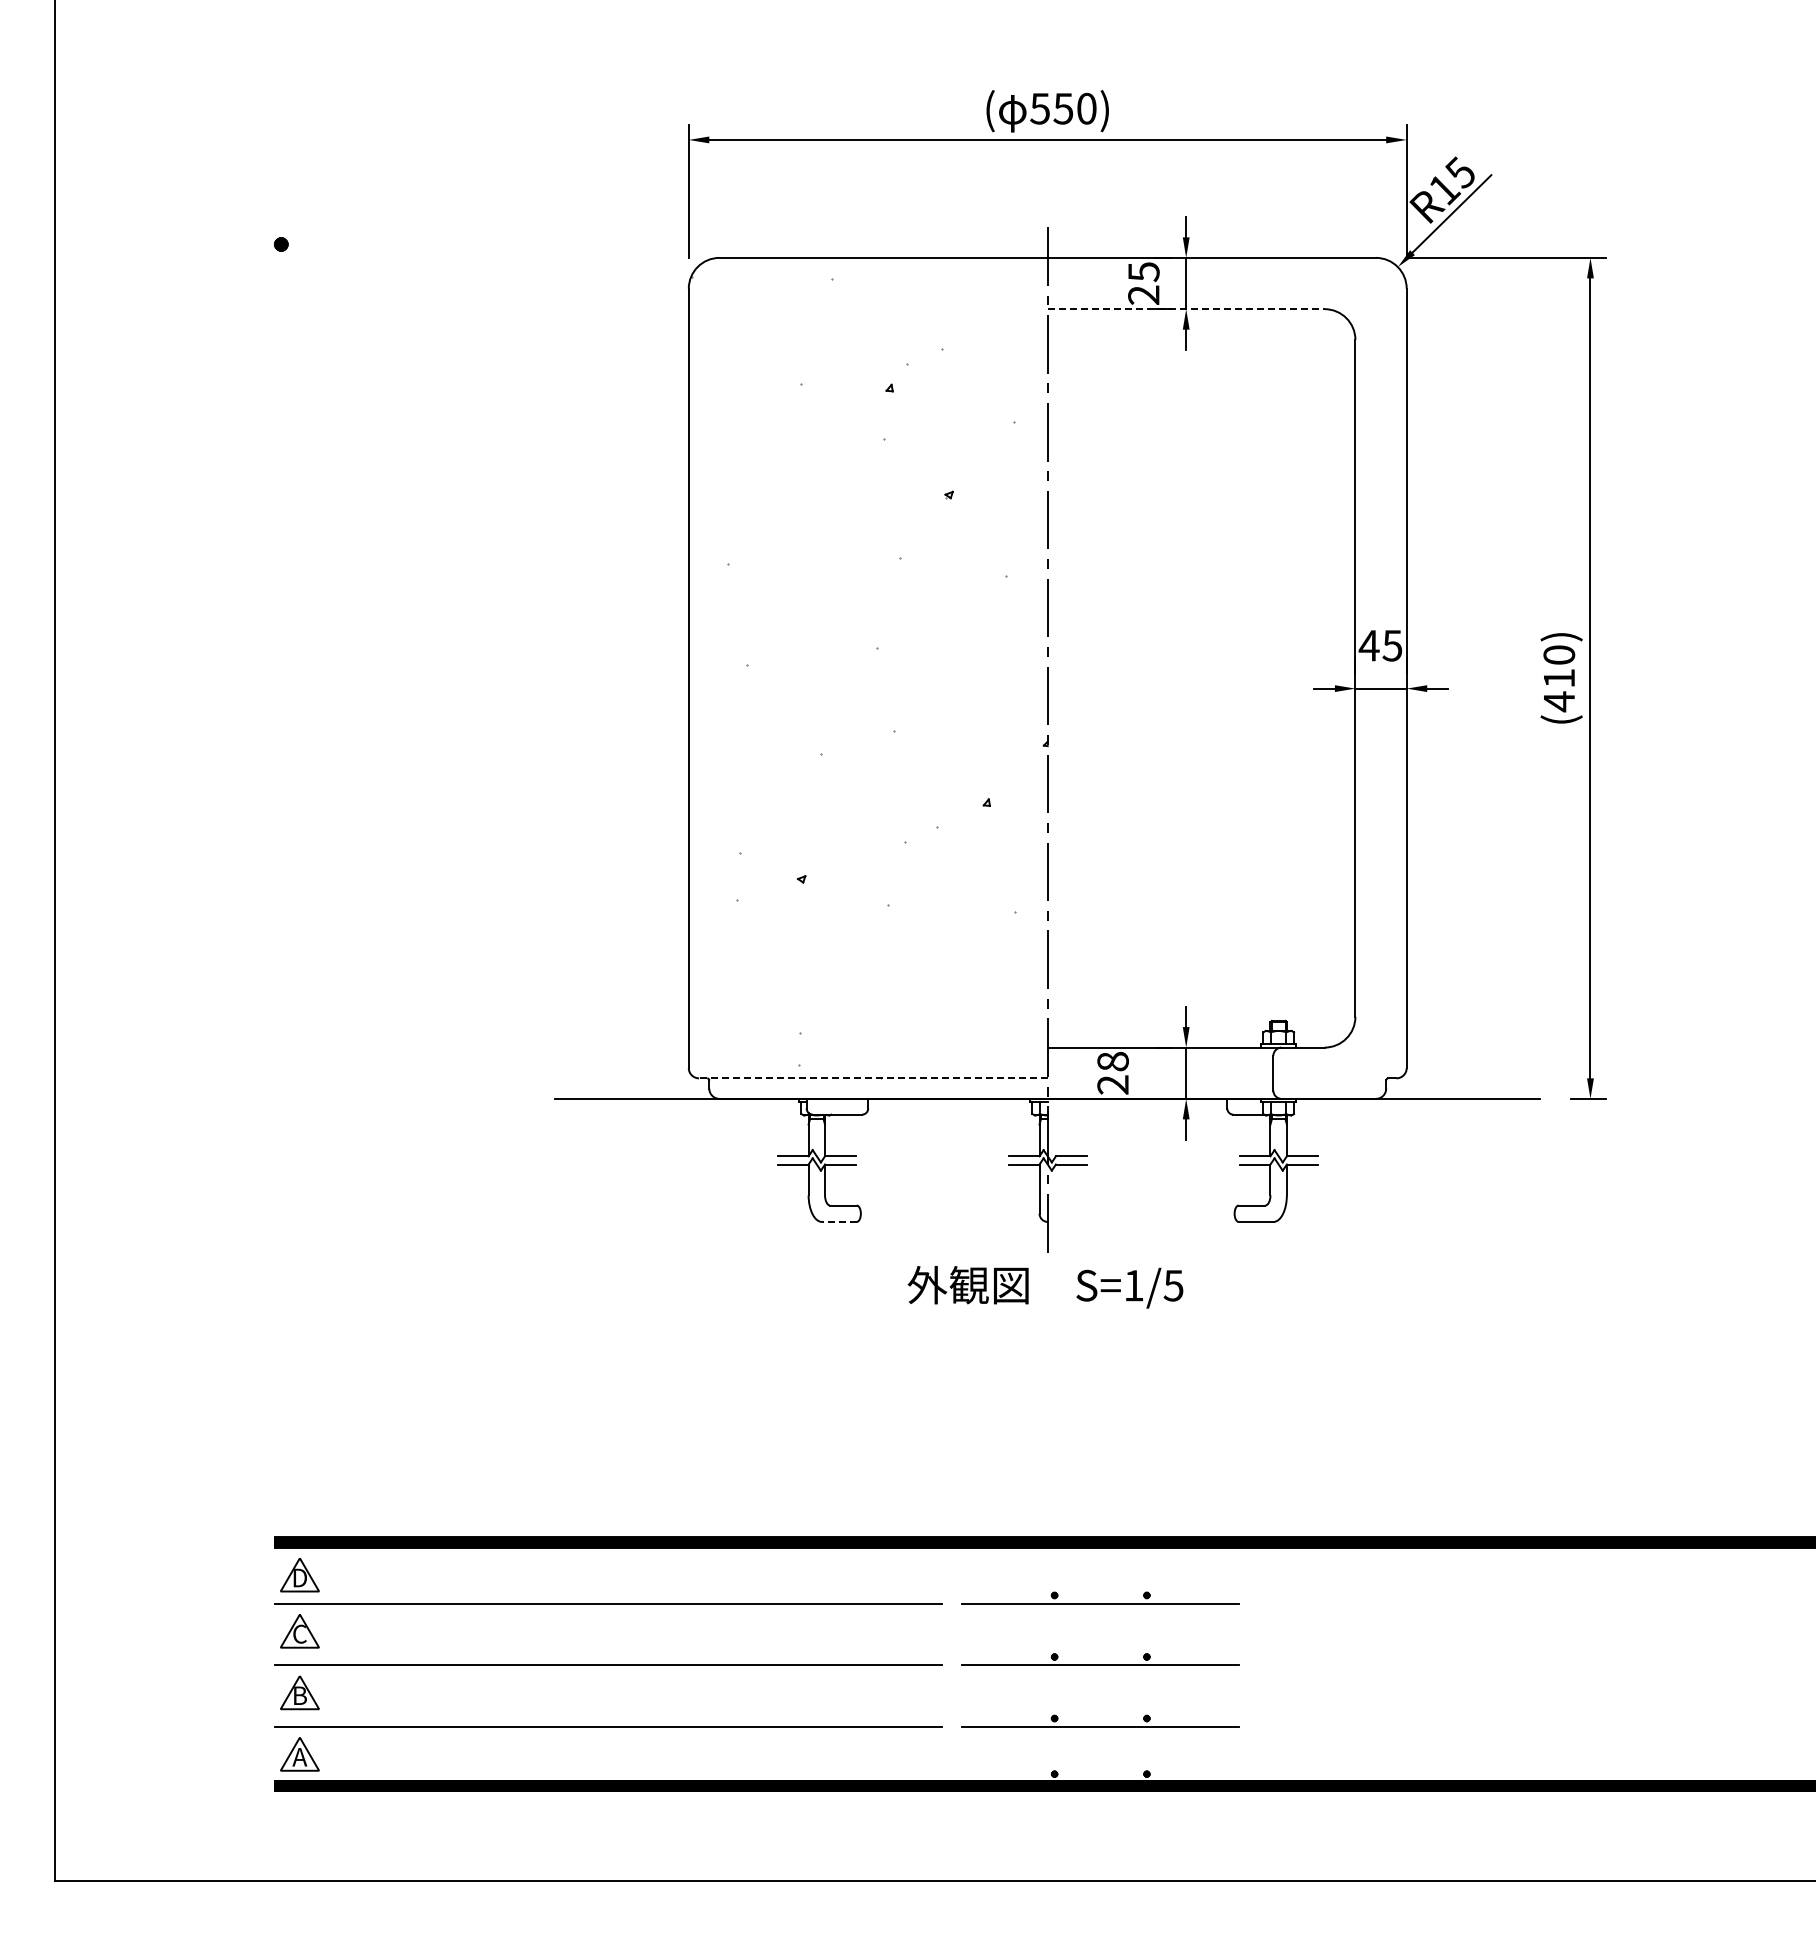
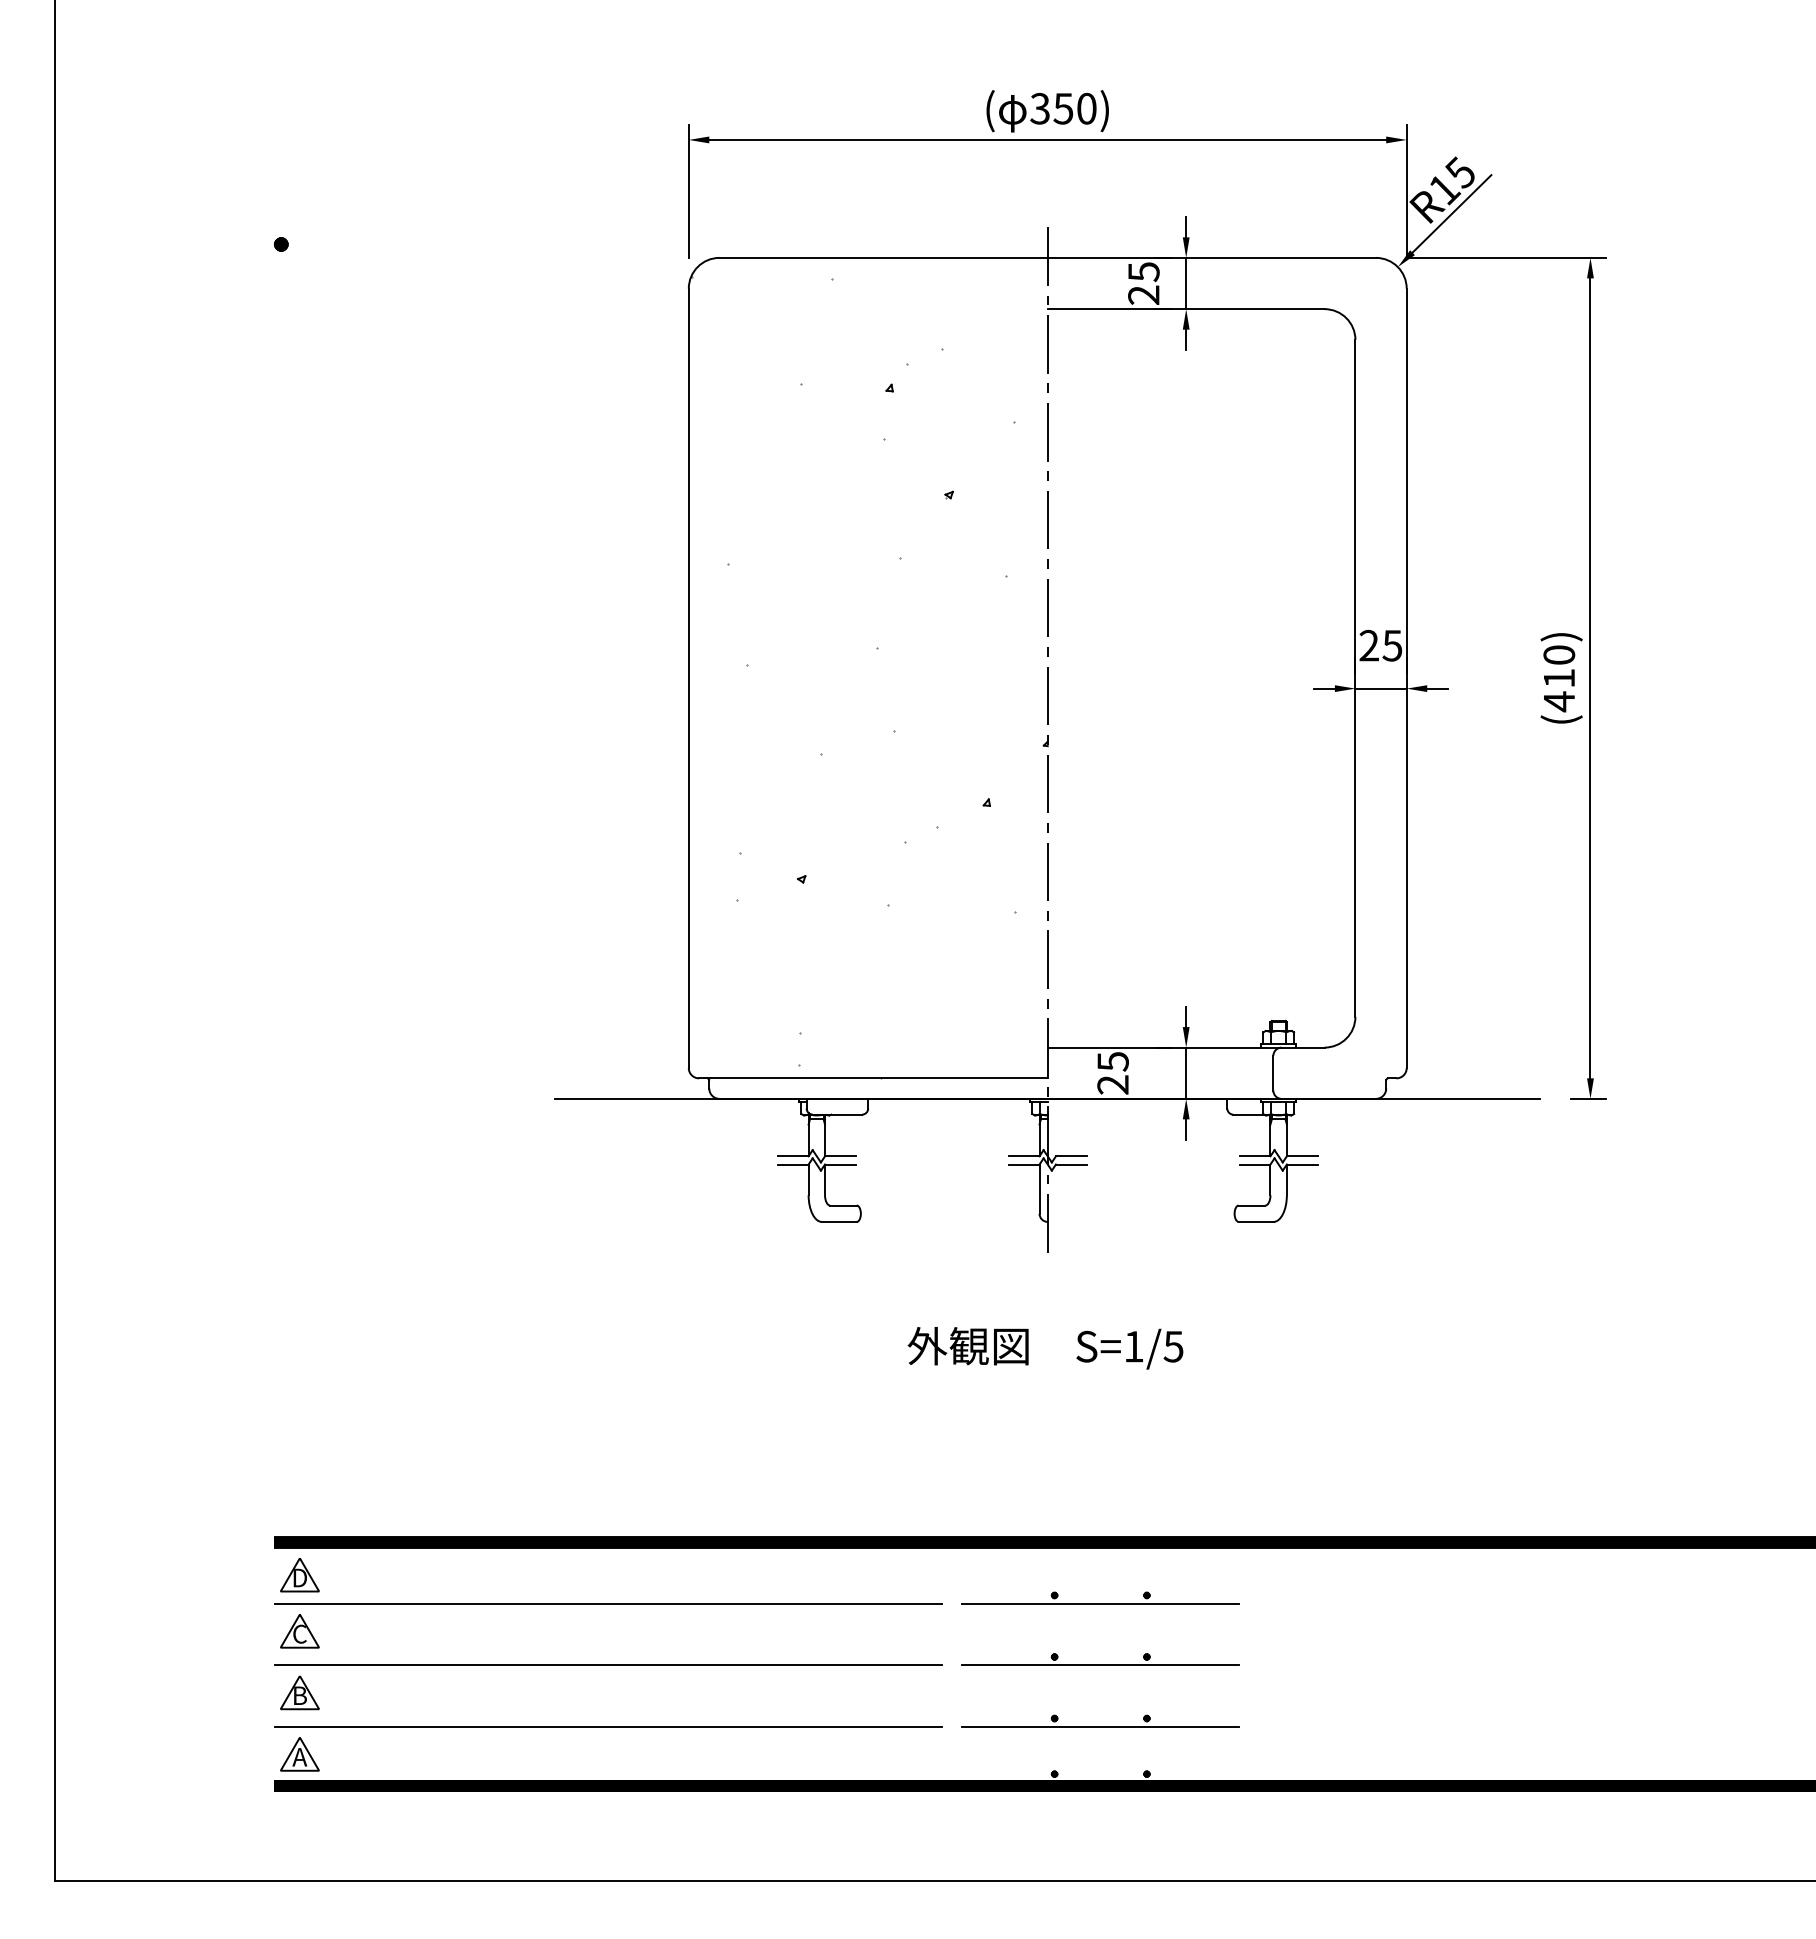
text: 550) -> 350) (1039, 107)
line: dashed -> solid (1186, 309)
text: 45 -> 25 (1368, 645)
text: 28 -> 25 (1112, 1061)
line: dashed -> solid (872, 1078)
line: dashed -> solid (838, 1221)
text position: (1045, 1287) -> (1045, 1348) (1045, 1348)
